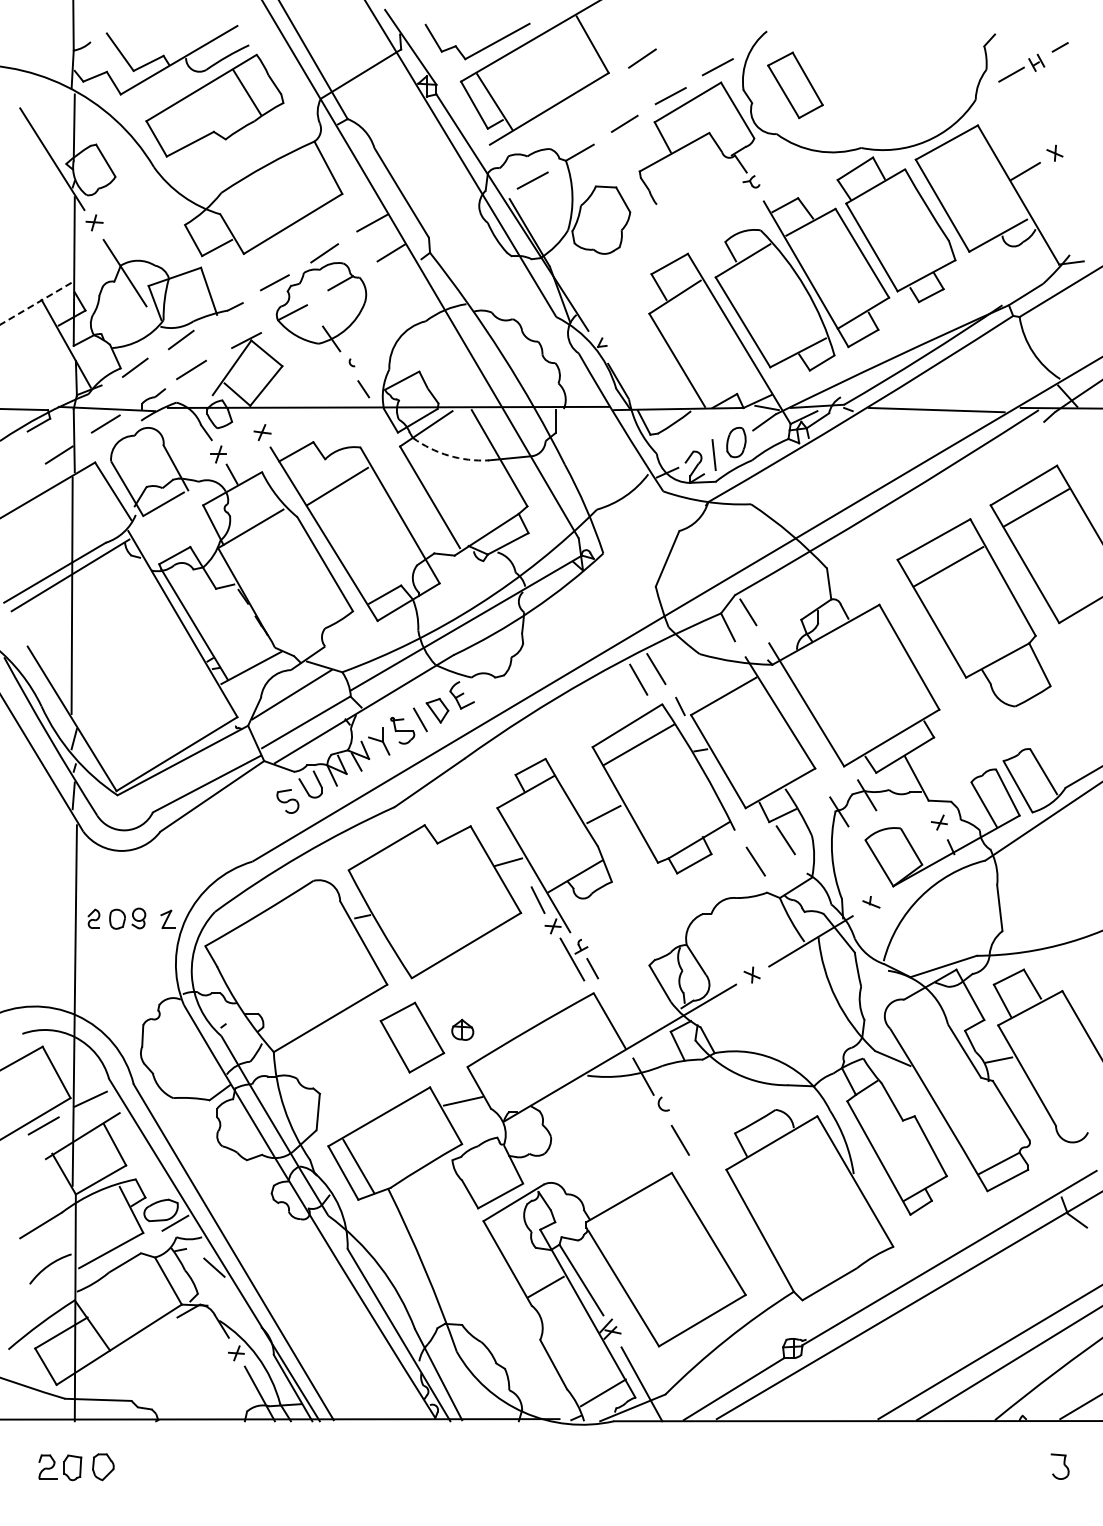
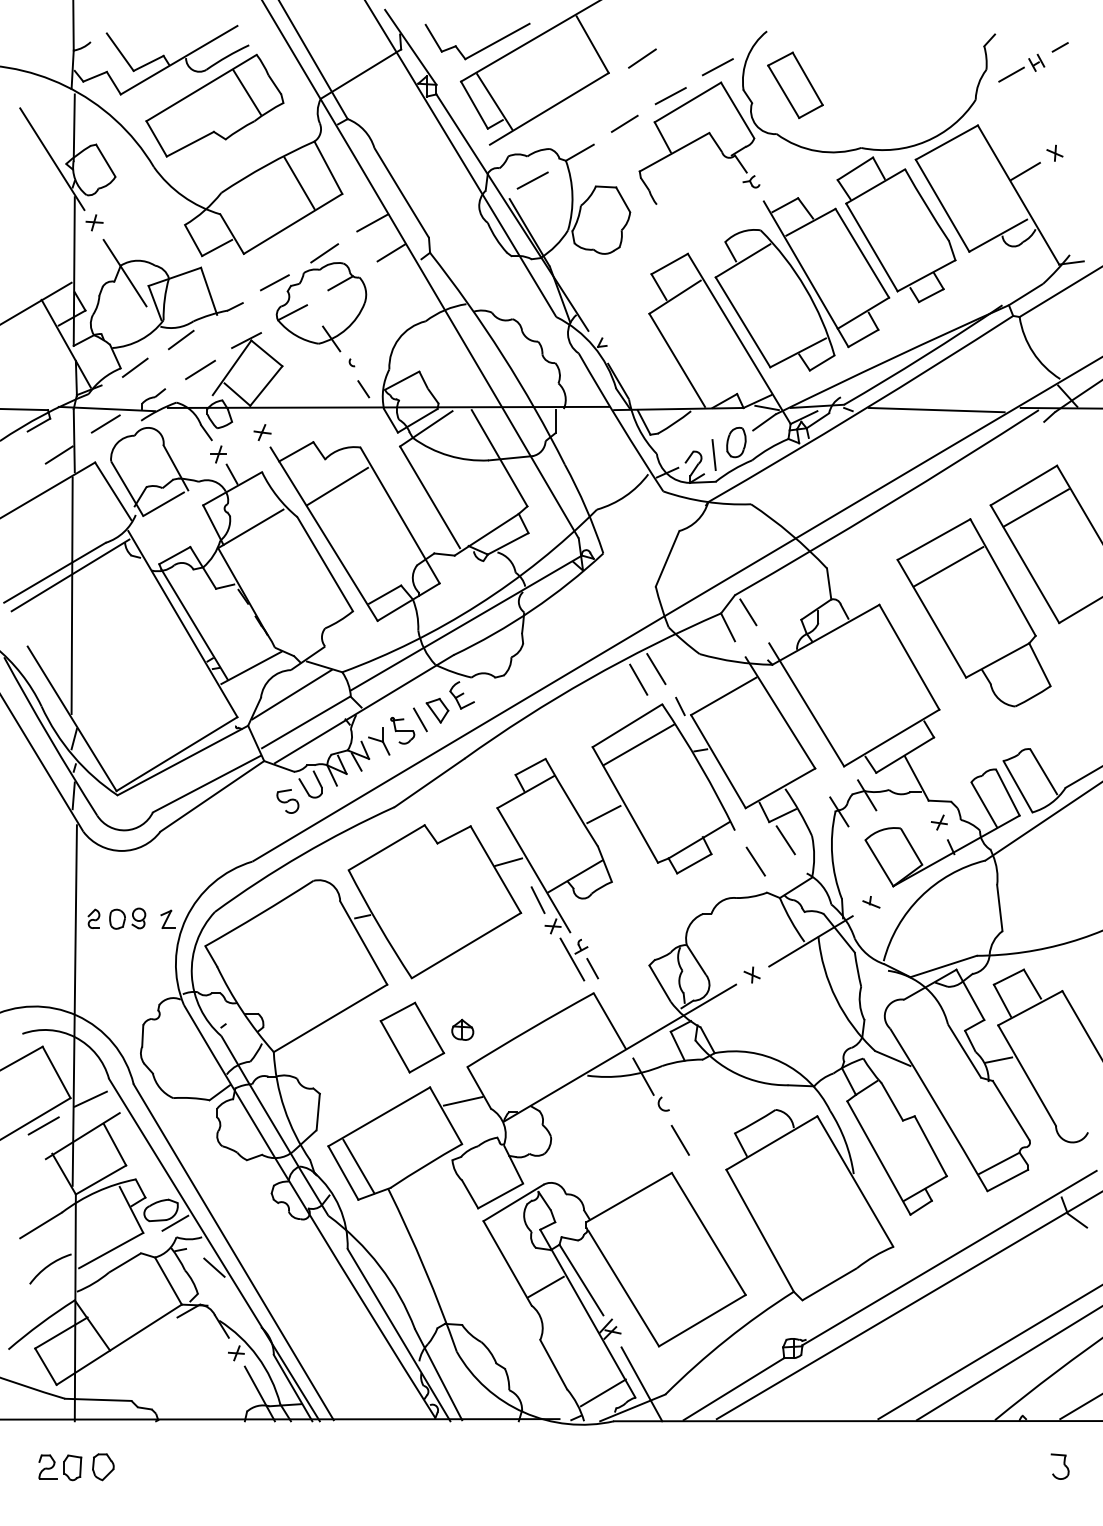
line: none -> present (299, 182)
line: dashed -> solid (35, 304)
line position: (191, 369) -> (200, 369) (200, 369)
arc: dashed -> solid (448, 455)
